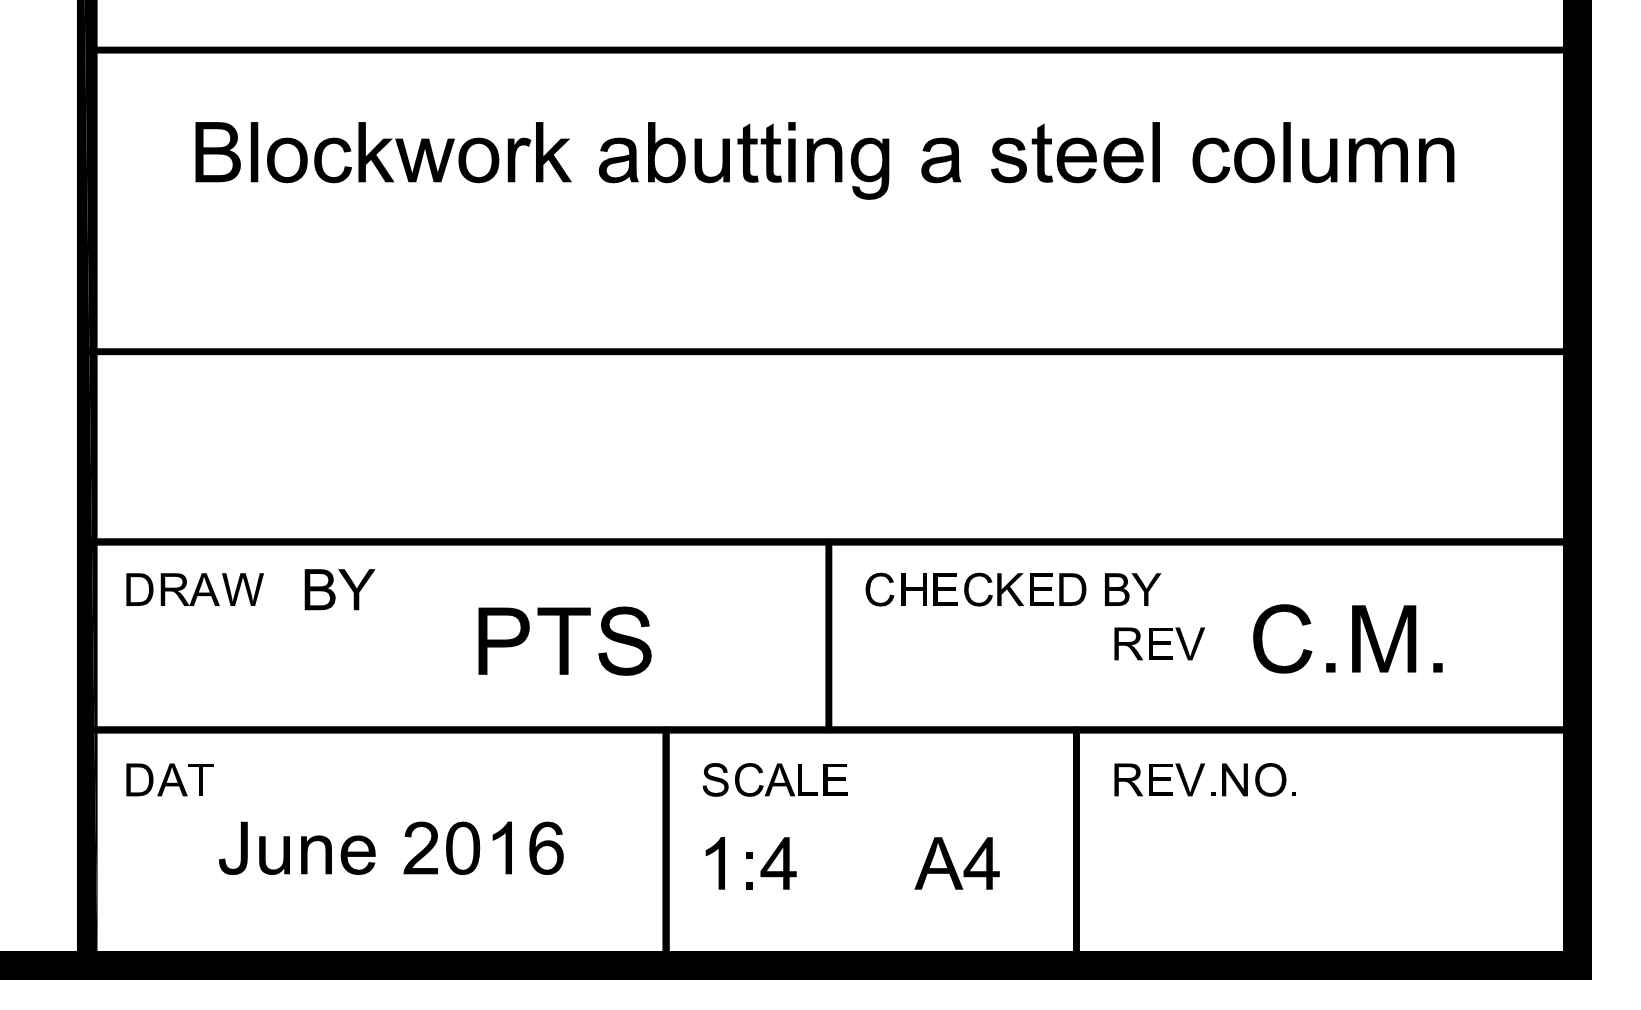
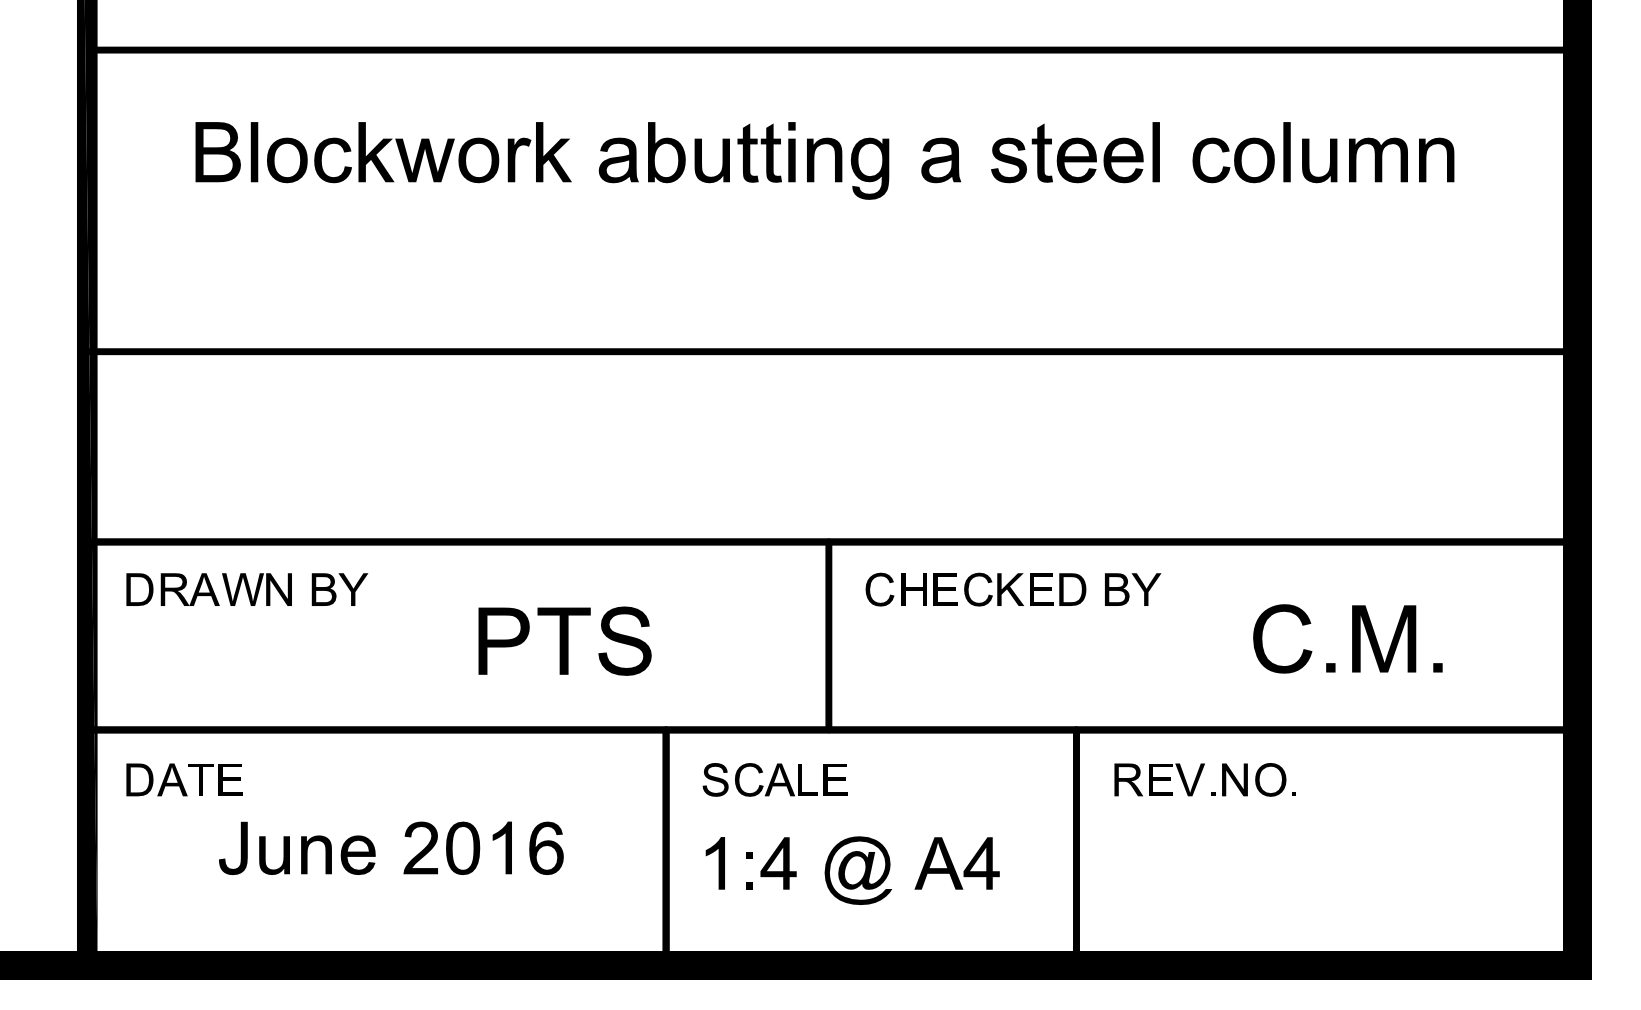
fill: none -> present (279, 589)
part size: 72x42 px -> 58x33 px (339, 589)
part: present -> none (1159, 643)
fill: none -> present (230, 779)
part: none -> present (857, 870)
